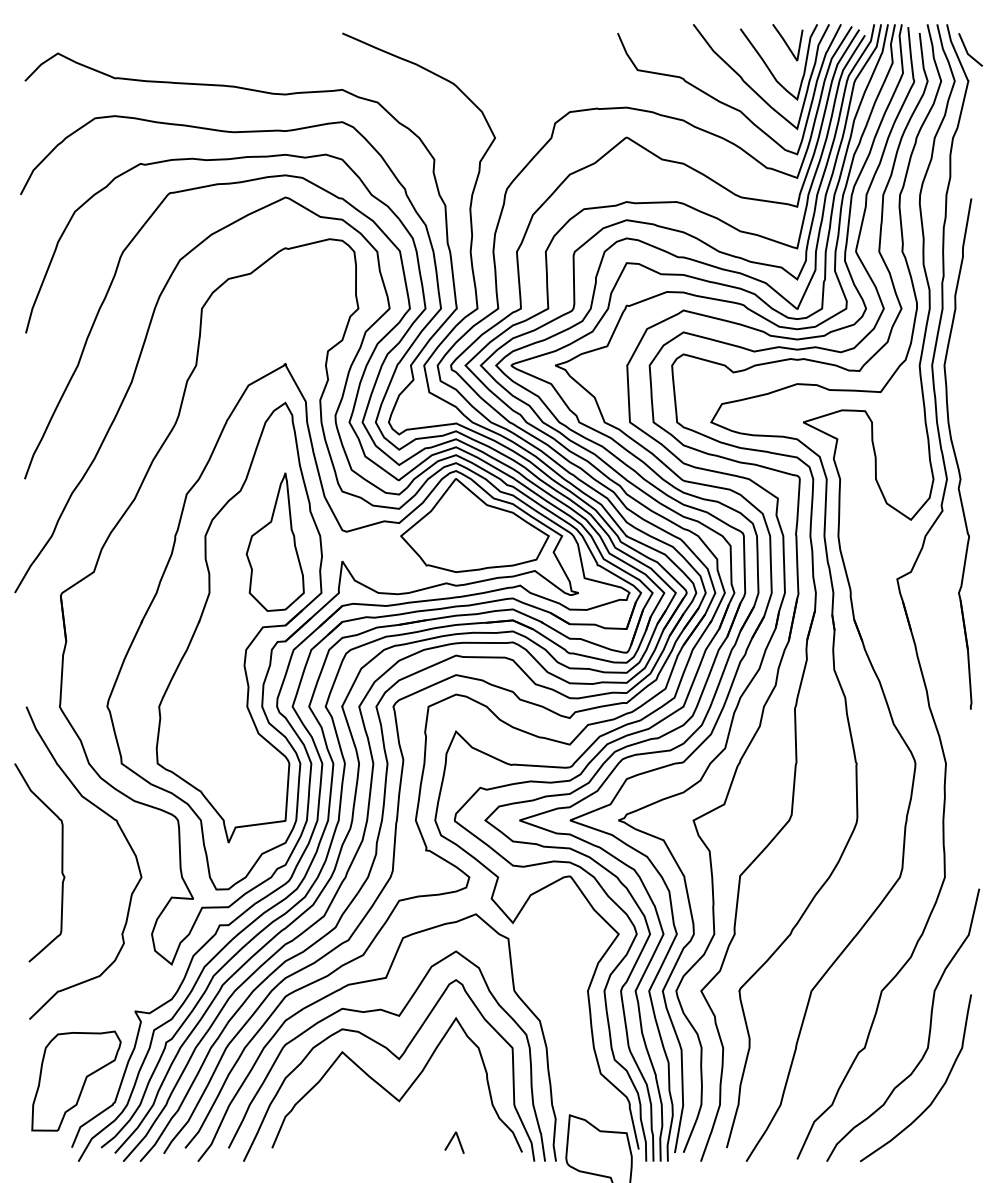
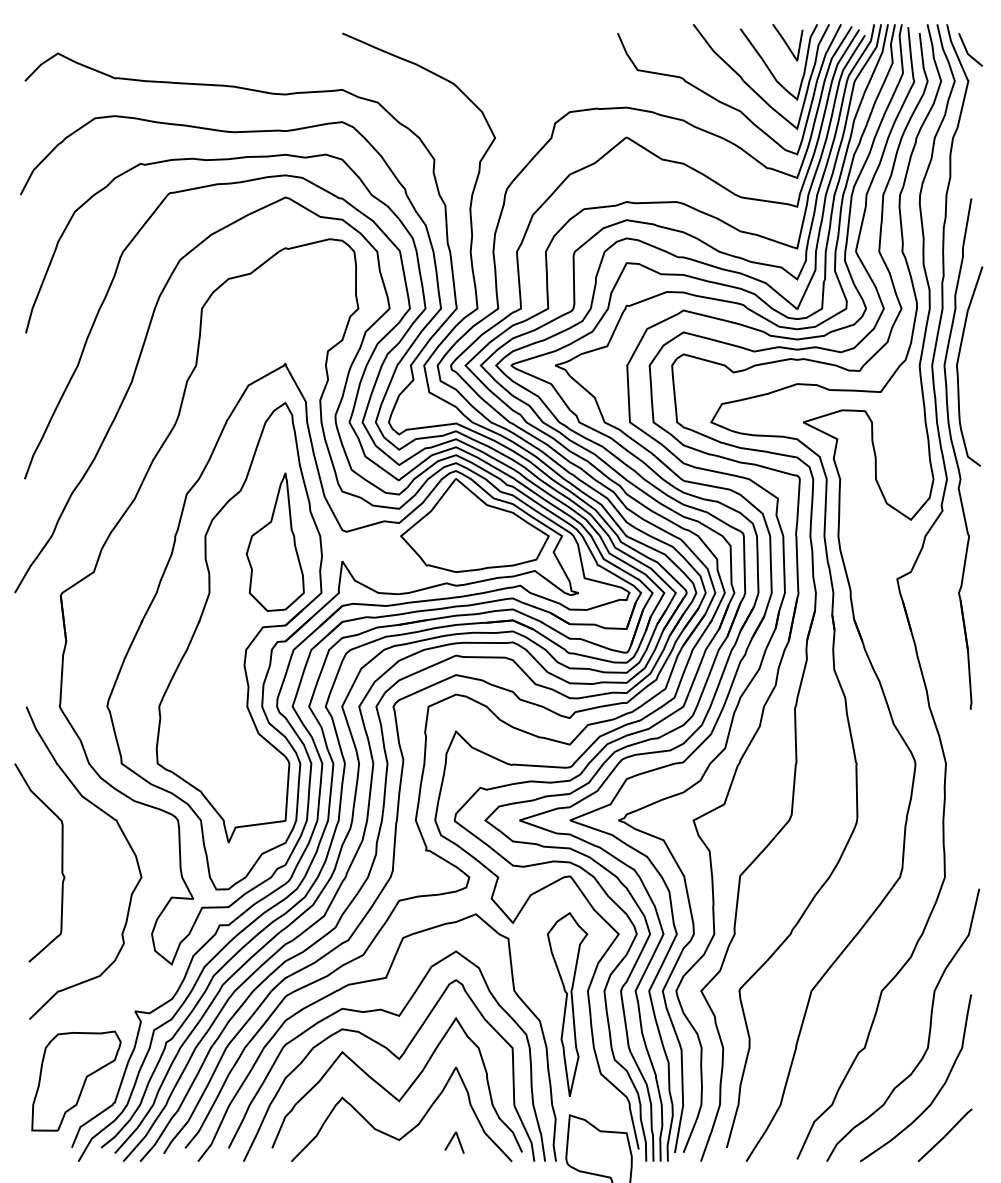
curve: none -> present (958, 368)
part: none -> present (567, 1004)
curve: none -> present (410, 1129)
line: none -> present (944, 1135)
